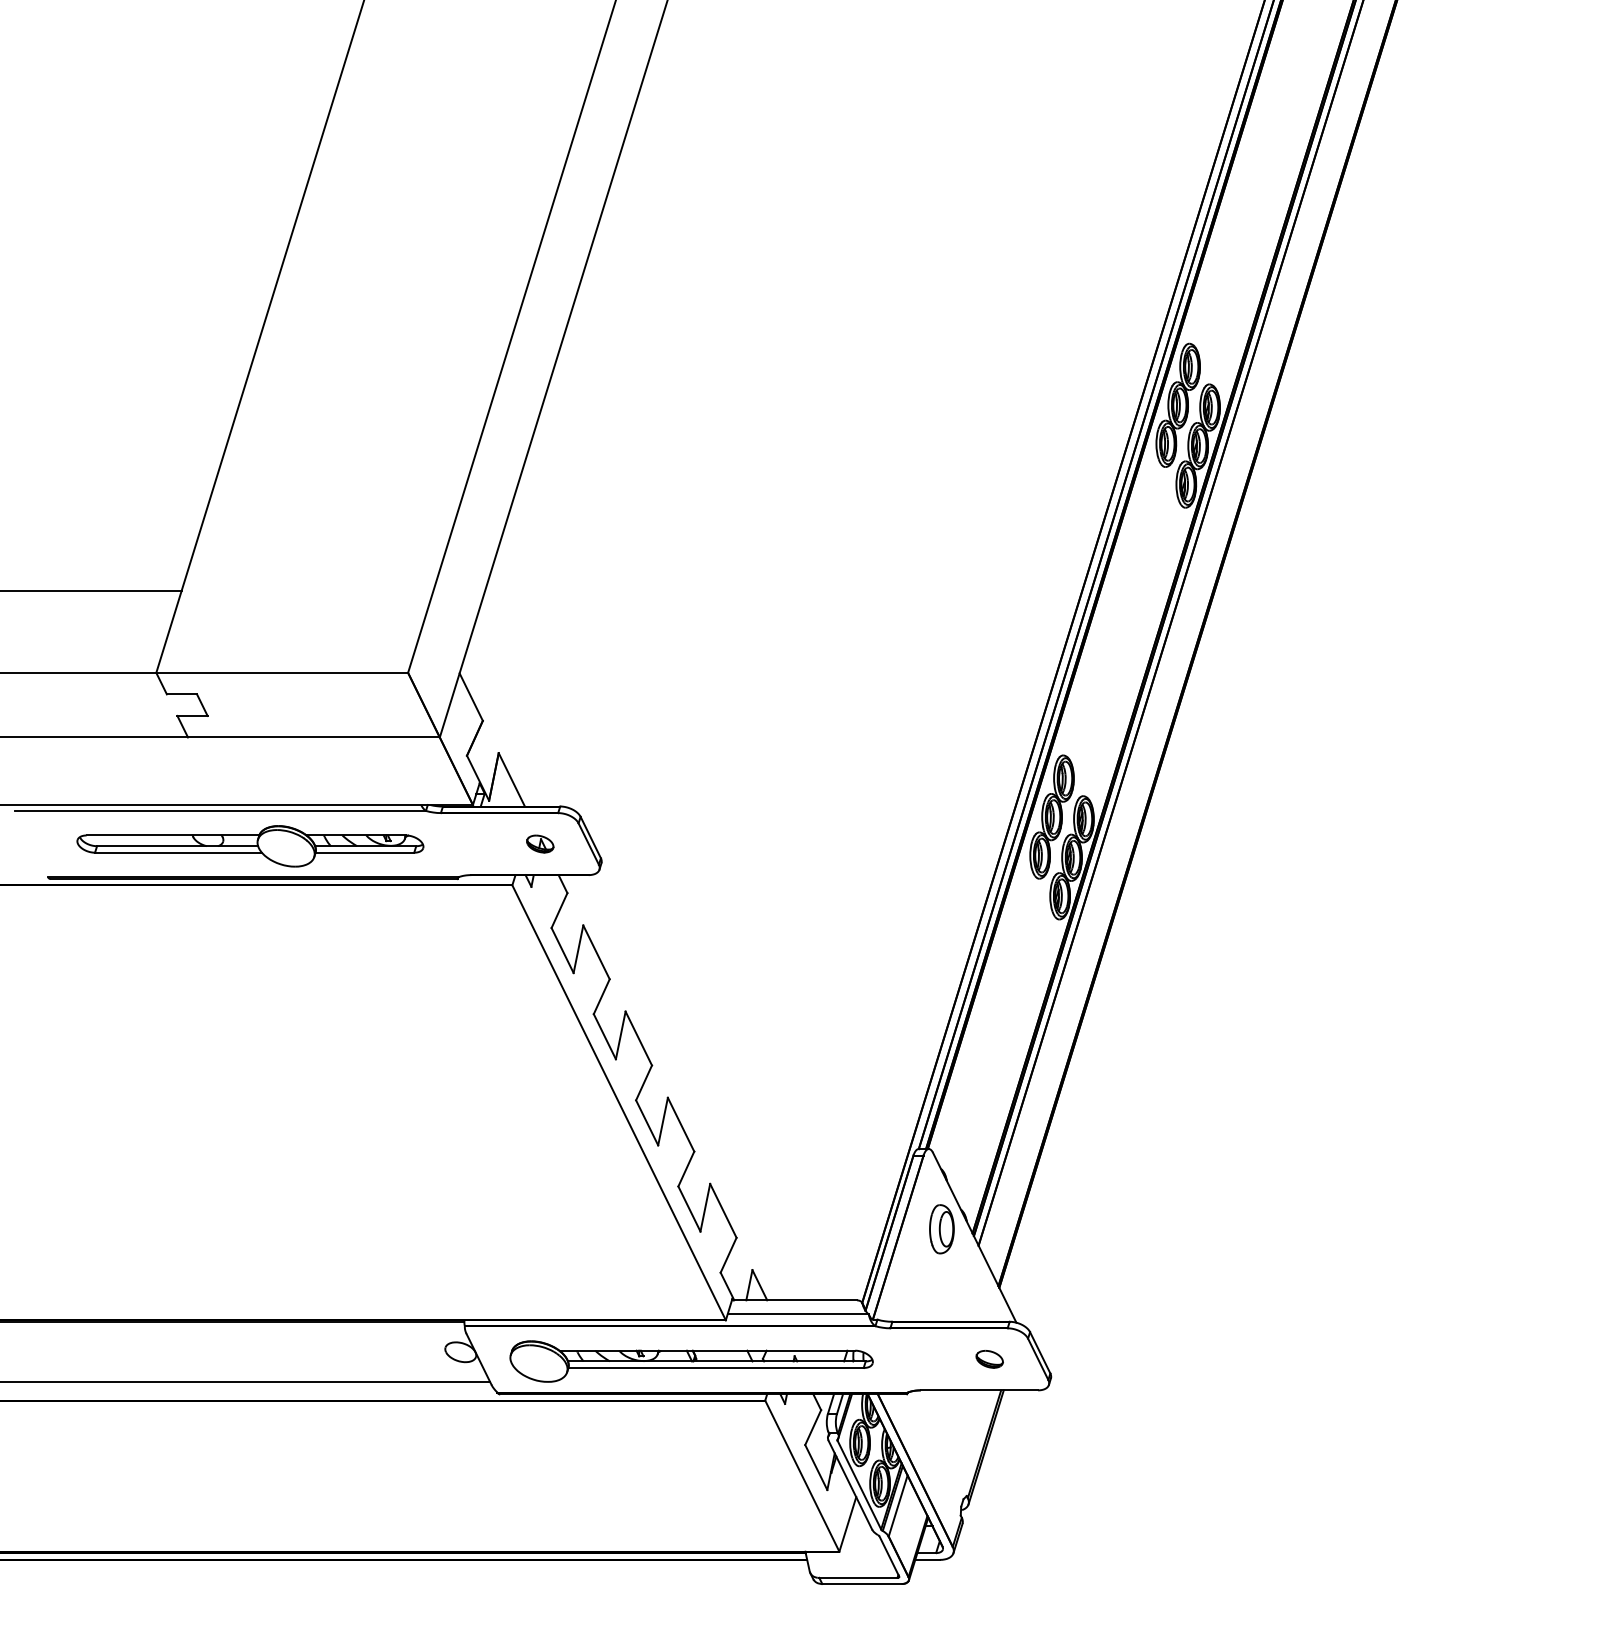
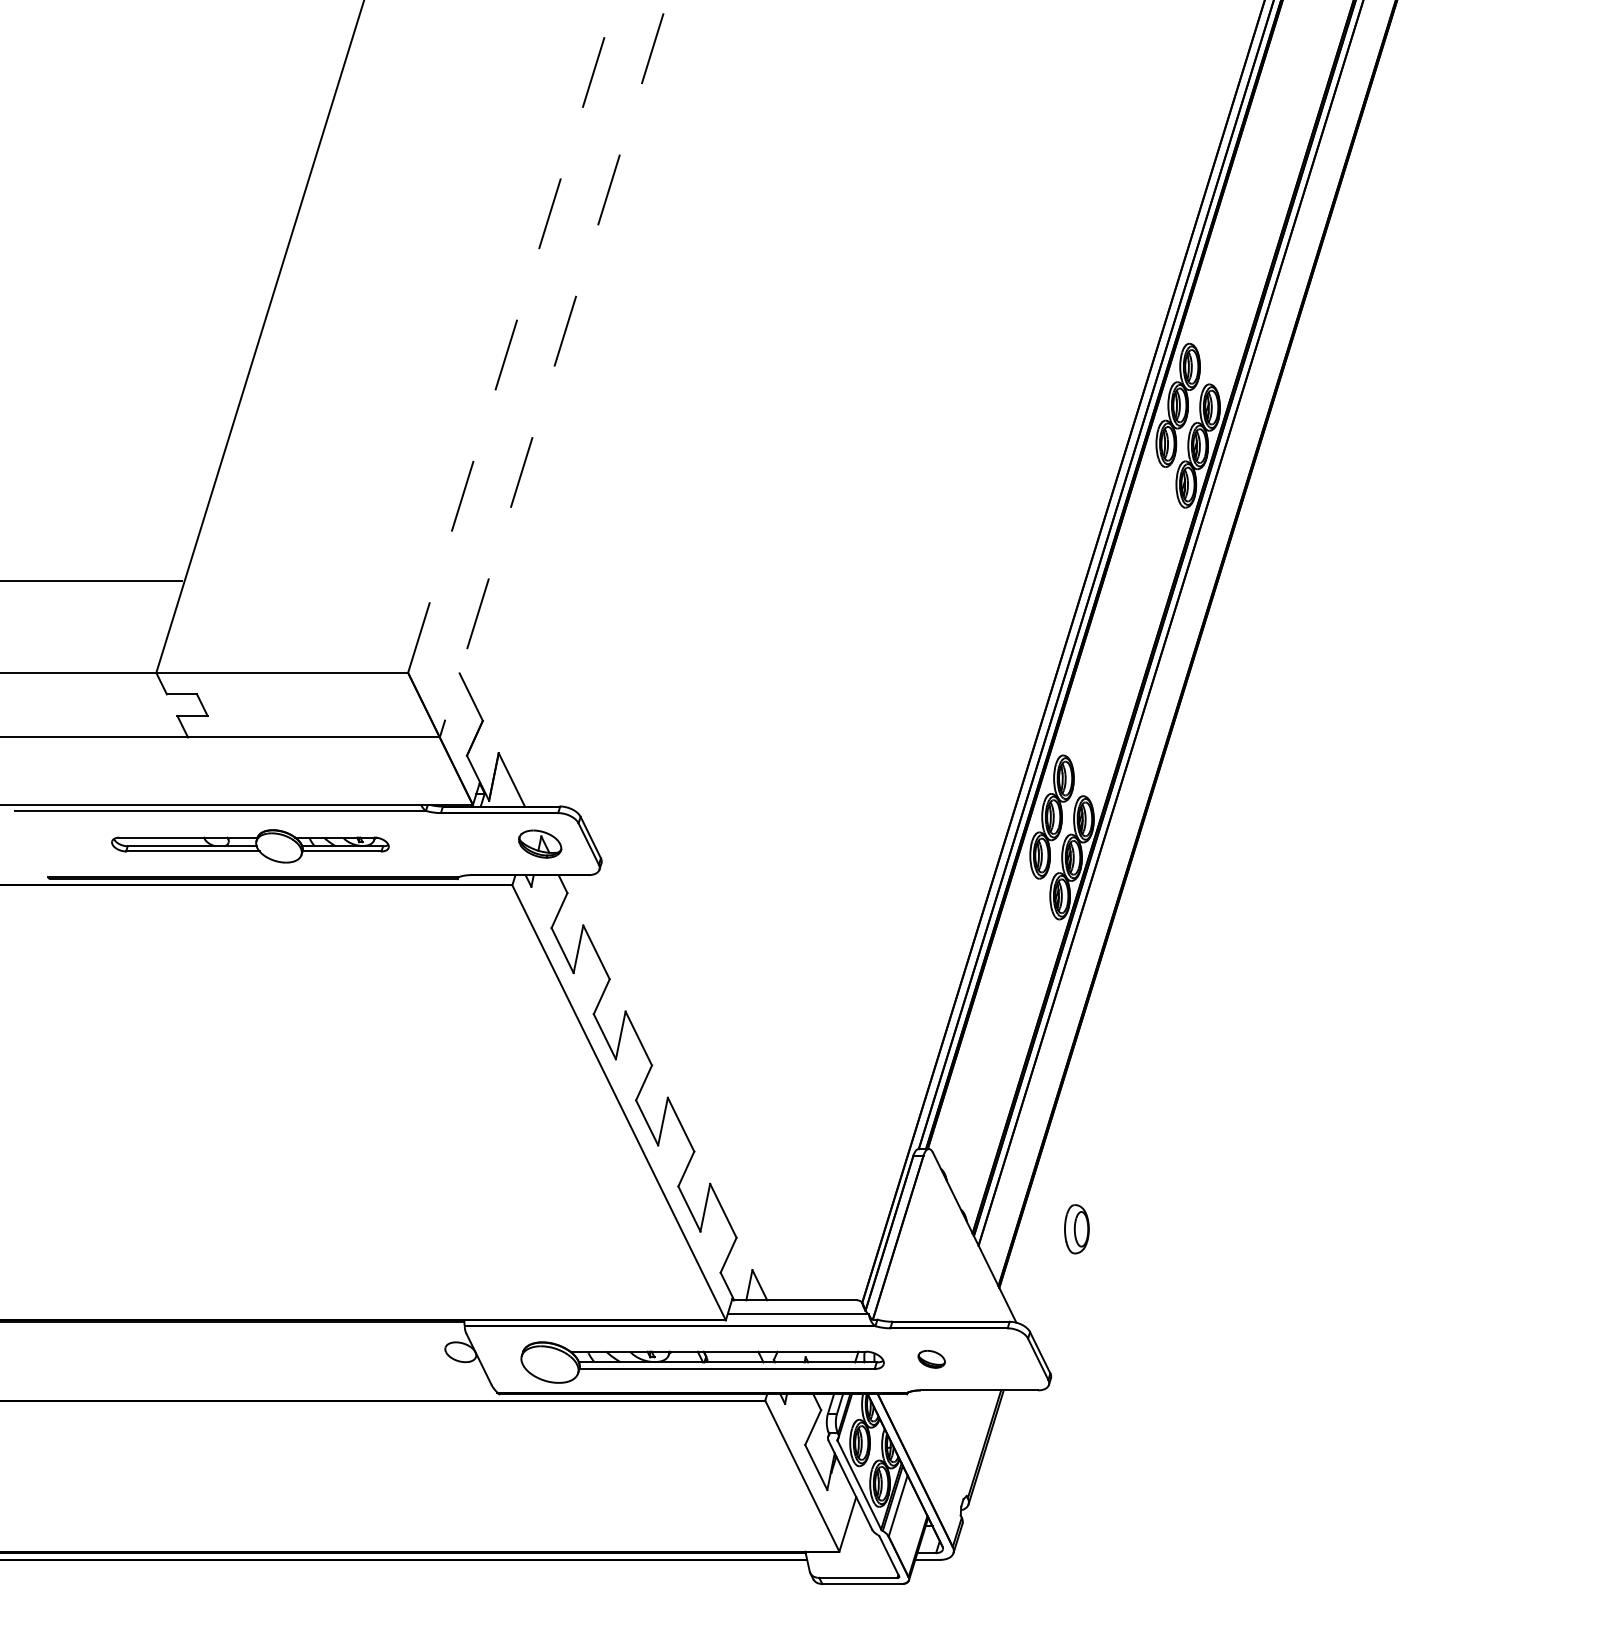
line: solid -> dashed (512, 336)
line: solid -> dashed (553, 368)
line position: (91, 591) -> (91, 581) (91, 581)
part size: 29x20 px -> 45x30 px (540, 843)
part size: 349x43 px -> 279x35 px (250, 846)
part position: (941, 1229) -> (1076, 1229) (1076, 1229)
part position: (989, 1359) -> (931, 1359) (931, 1359)
part position: (691, 1361) -> (702, 1362) (702, 1362)
line: present -> none (246, 1382)
